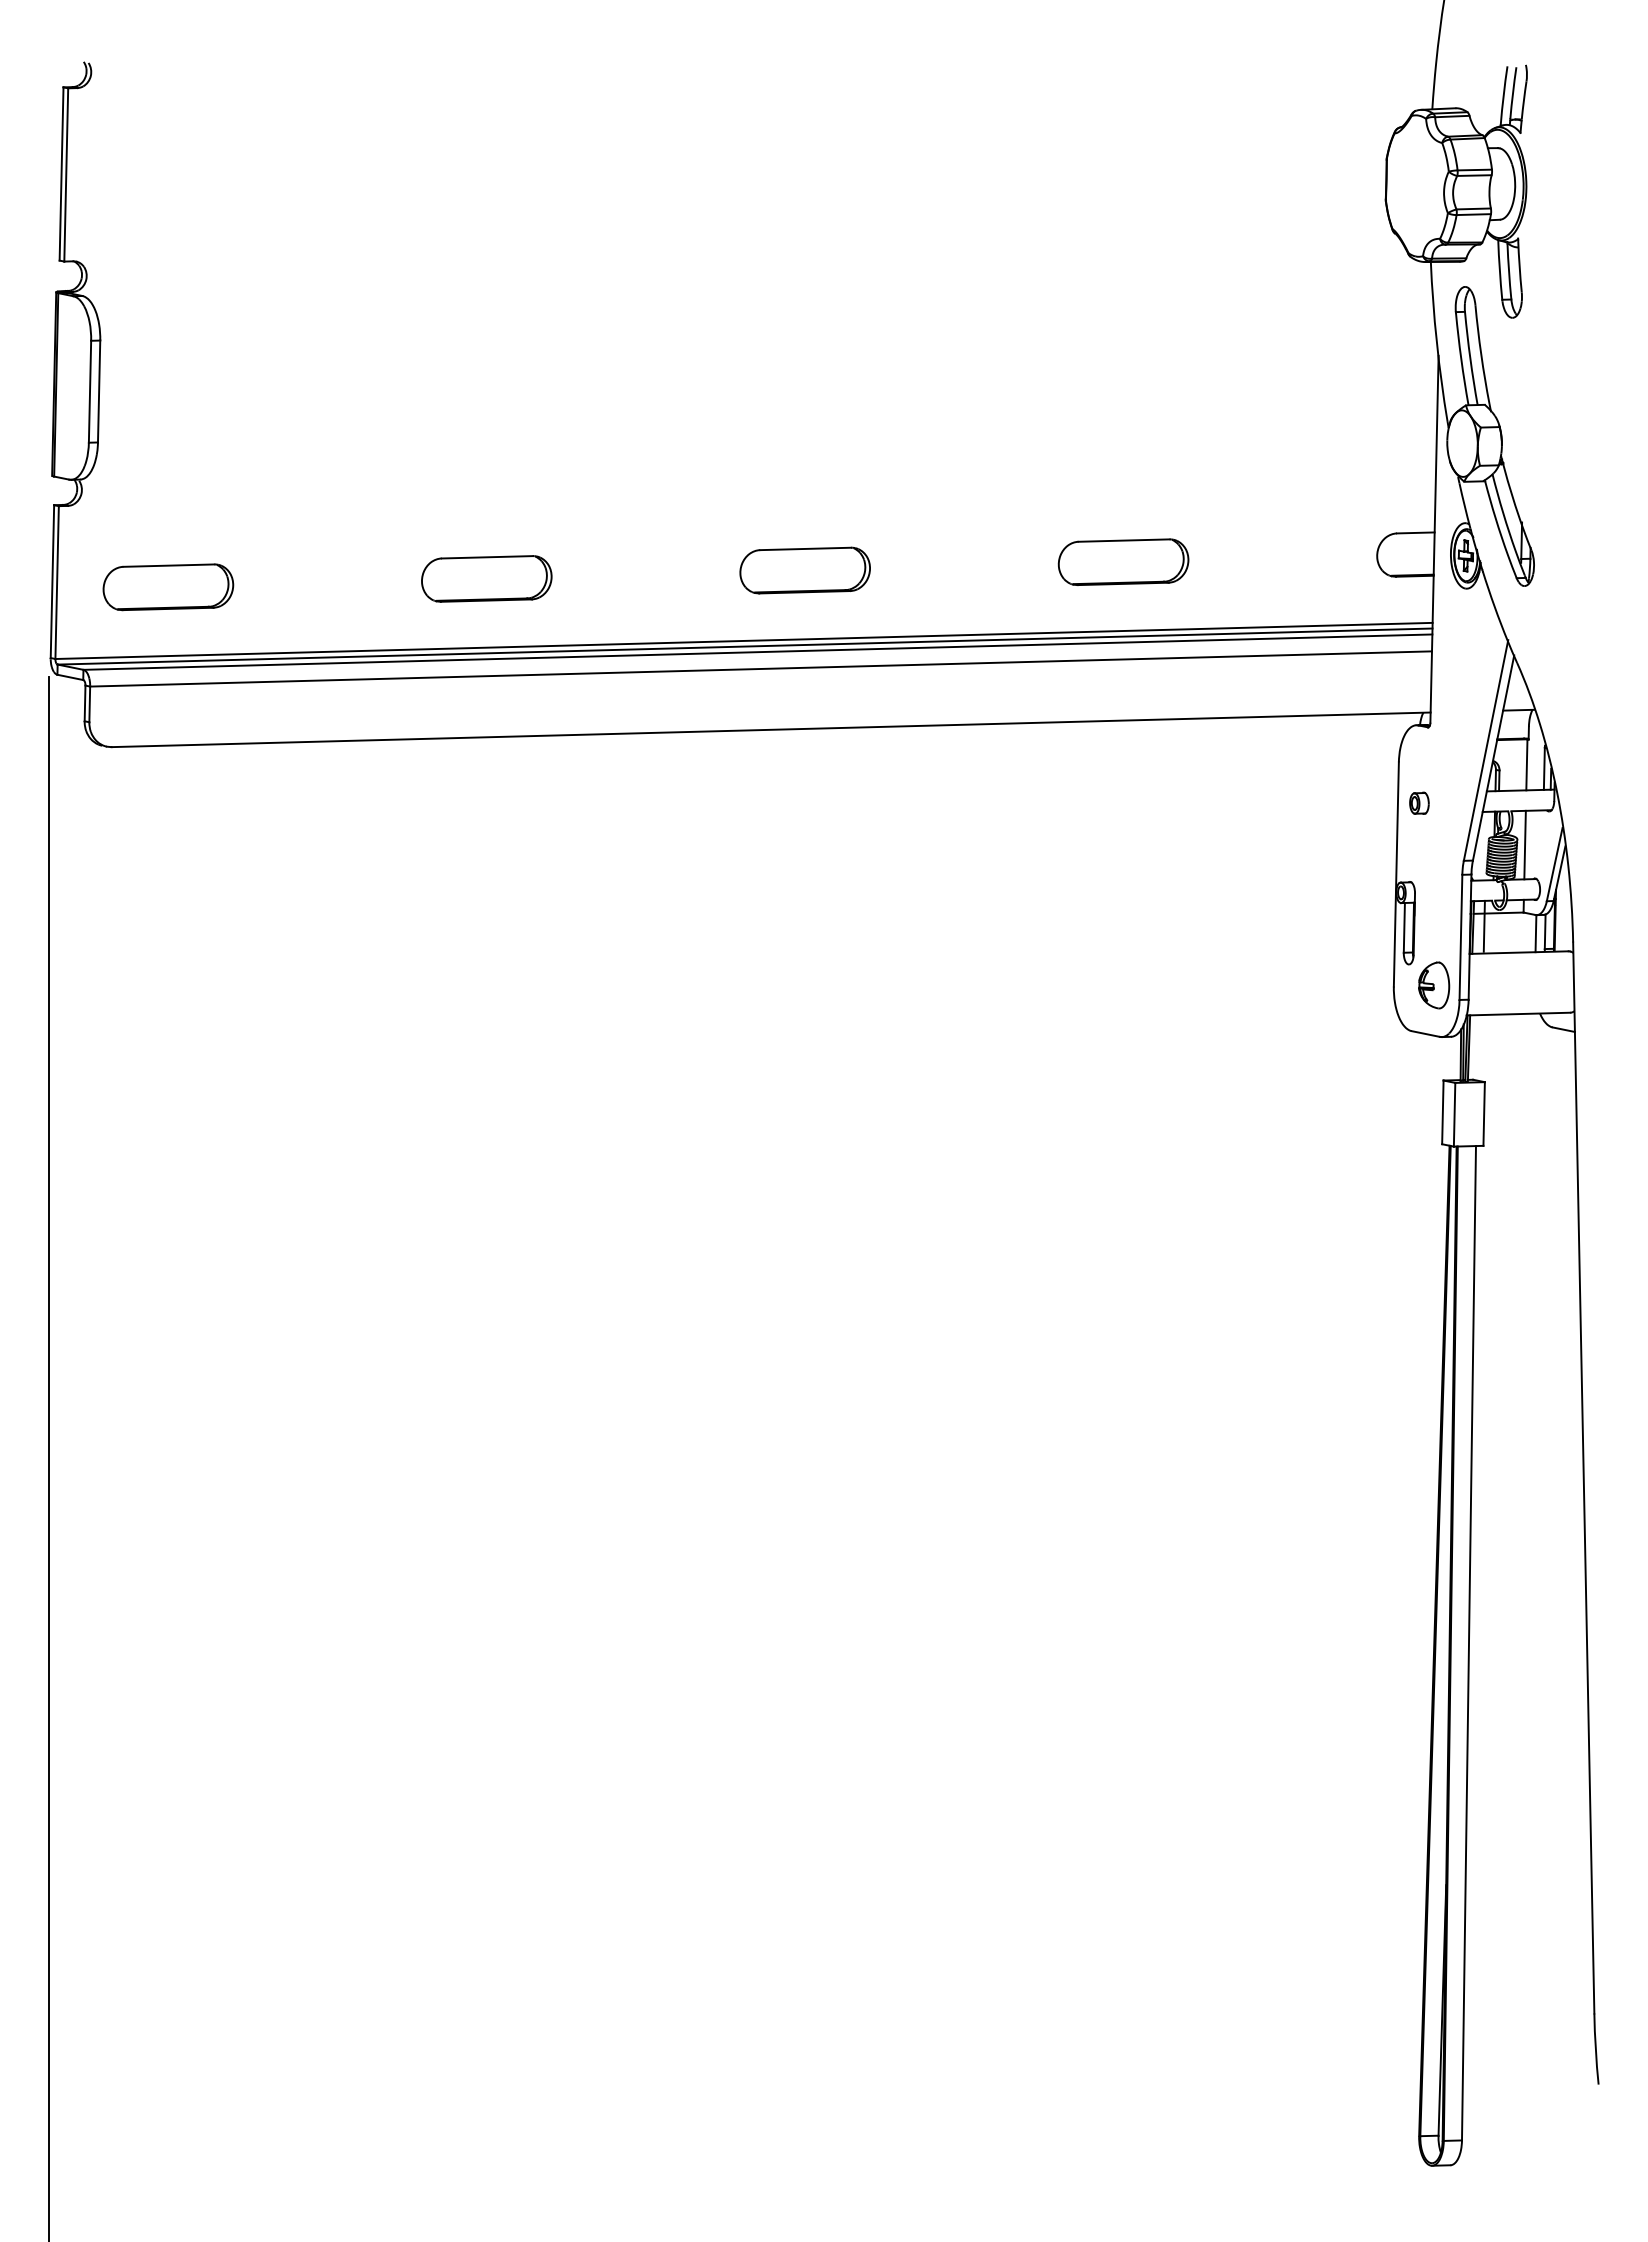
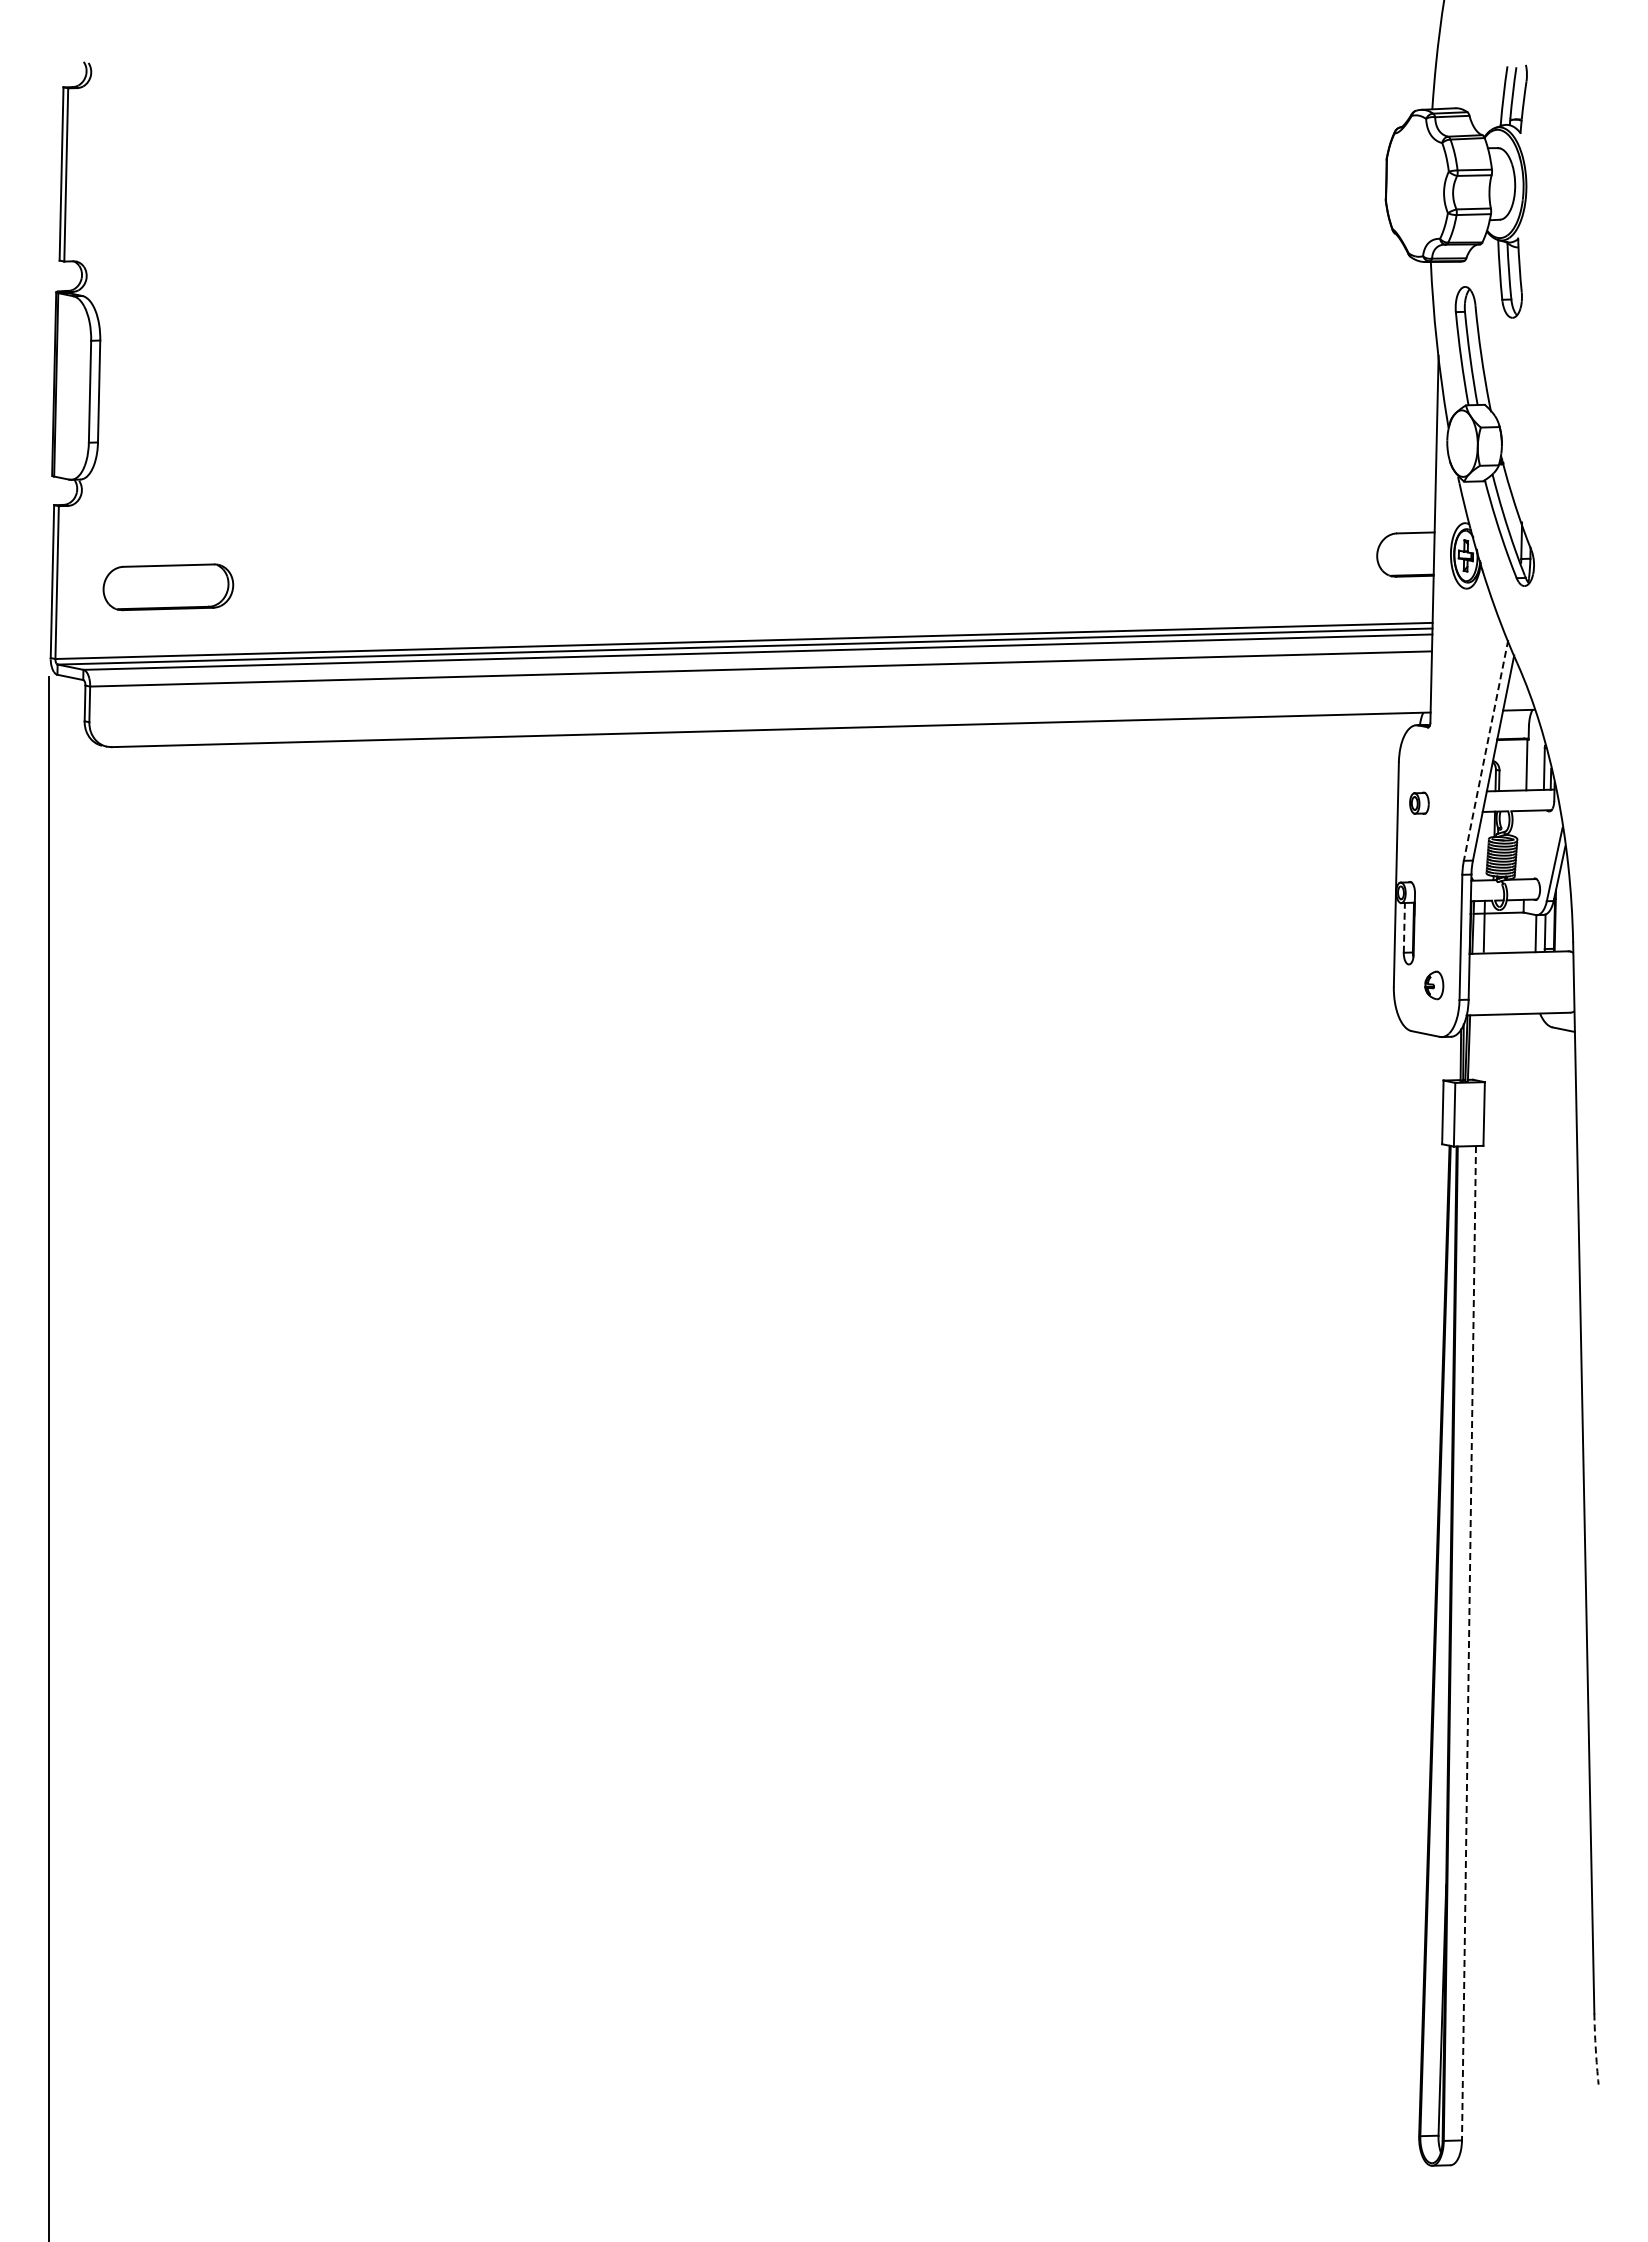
part: present -> none (1123, 561)
part: present -> none (804, 570)
part: present -> none (486, 578)
line: solid -> dashed (1486, 750)
line: present -> none (1524, 844)
line: solid -> dashed (1404, 927)
part size: 33x49 px -> 21x31 px (1434, 985)
line: solid -> dashed (1468, 1643)
arc: solid -> dashed (1595, 2049)
